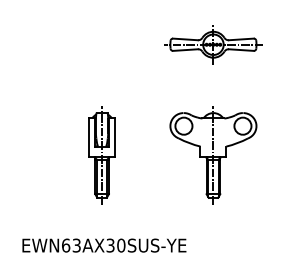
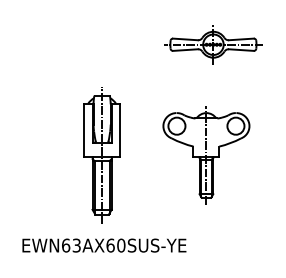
part size: 28x99 px -> 38x137 px (101, 155)
part position: (213, 155) -> (206, 155) (206, 155)
text: EWN63AX30SUS-YE -> EWN63AX60SUS-YE (110, 245)
